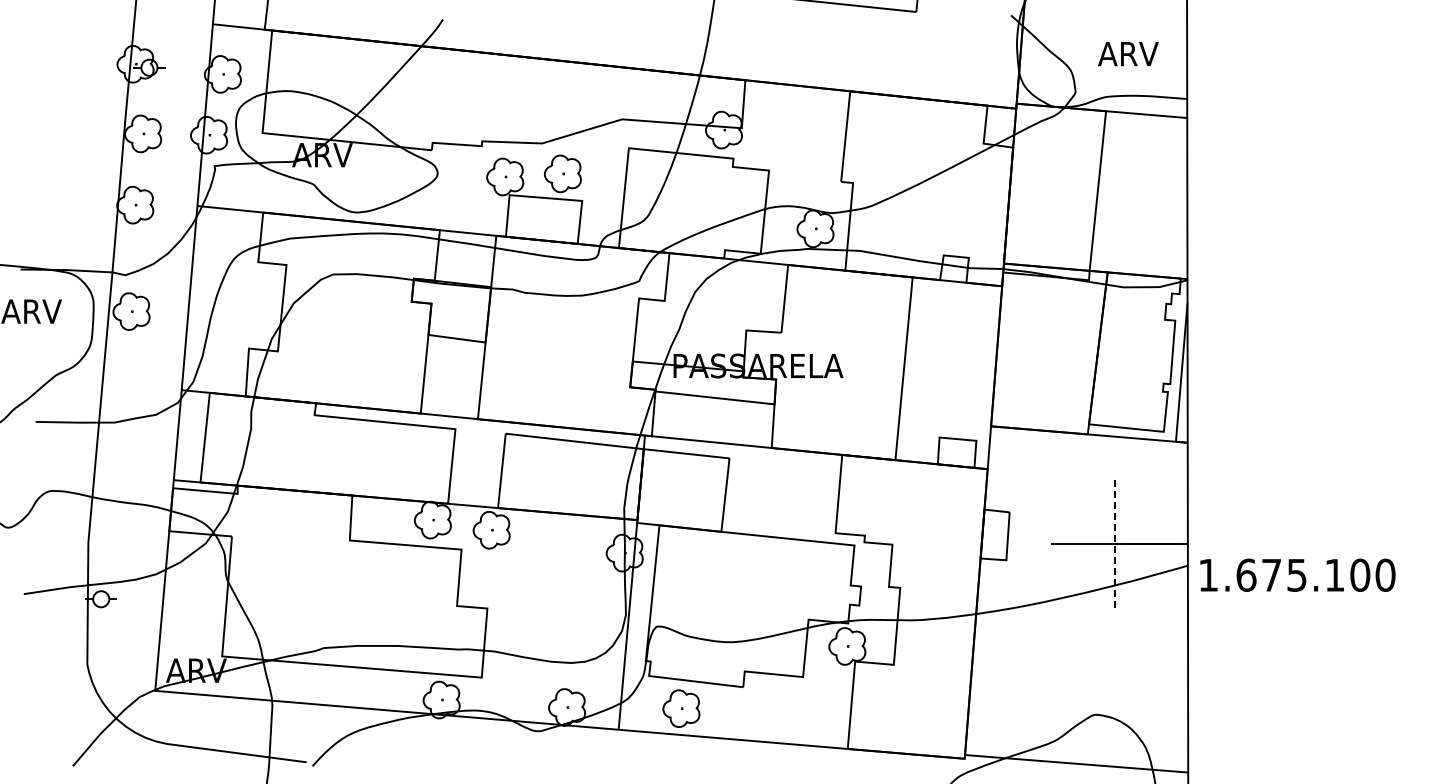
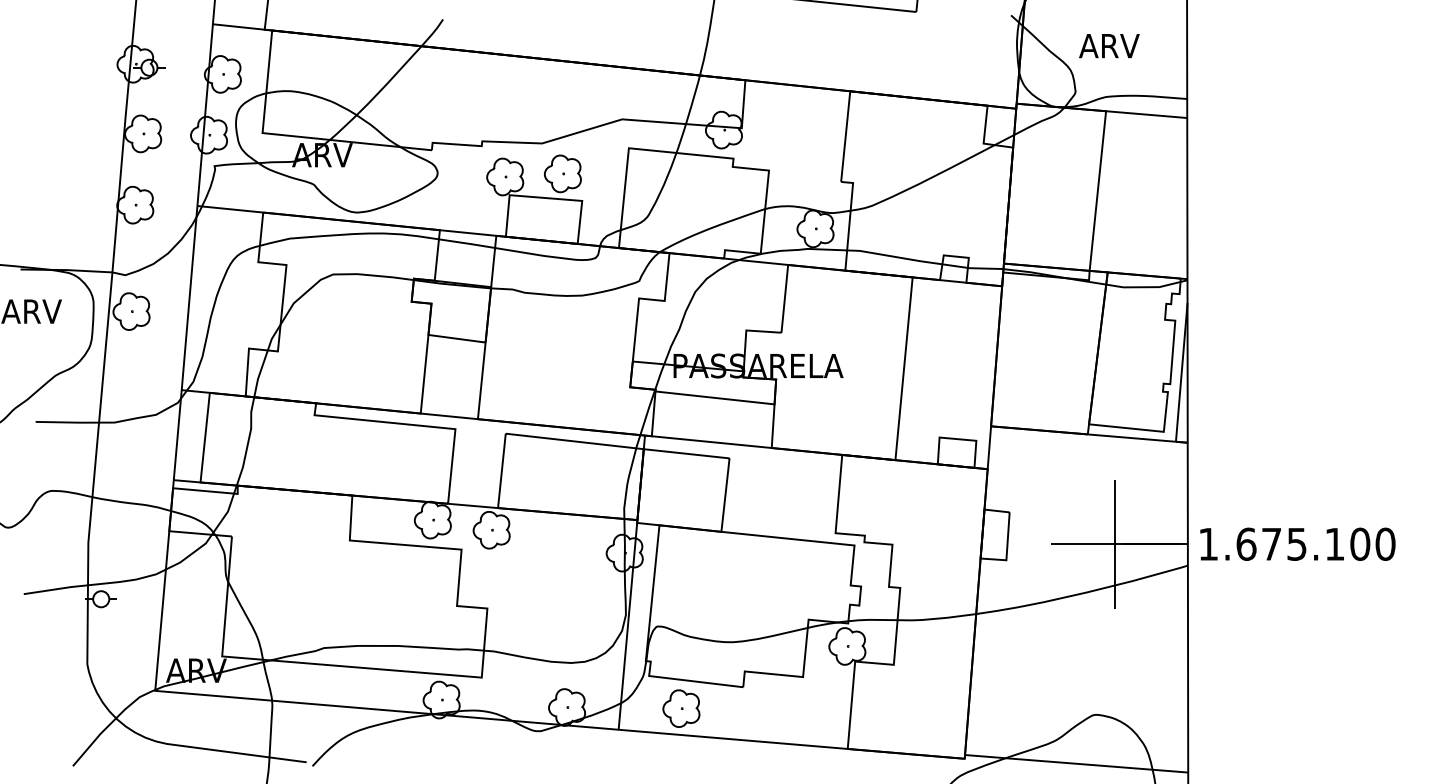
text position: (1128, 54) -> (1109, 46) (1109, 46)
line: dashed -> solid (1115, 544)
text position: (1297, 574) -> (1297, 543) (1297, 543)
